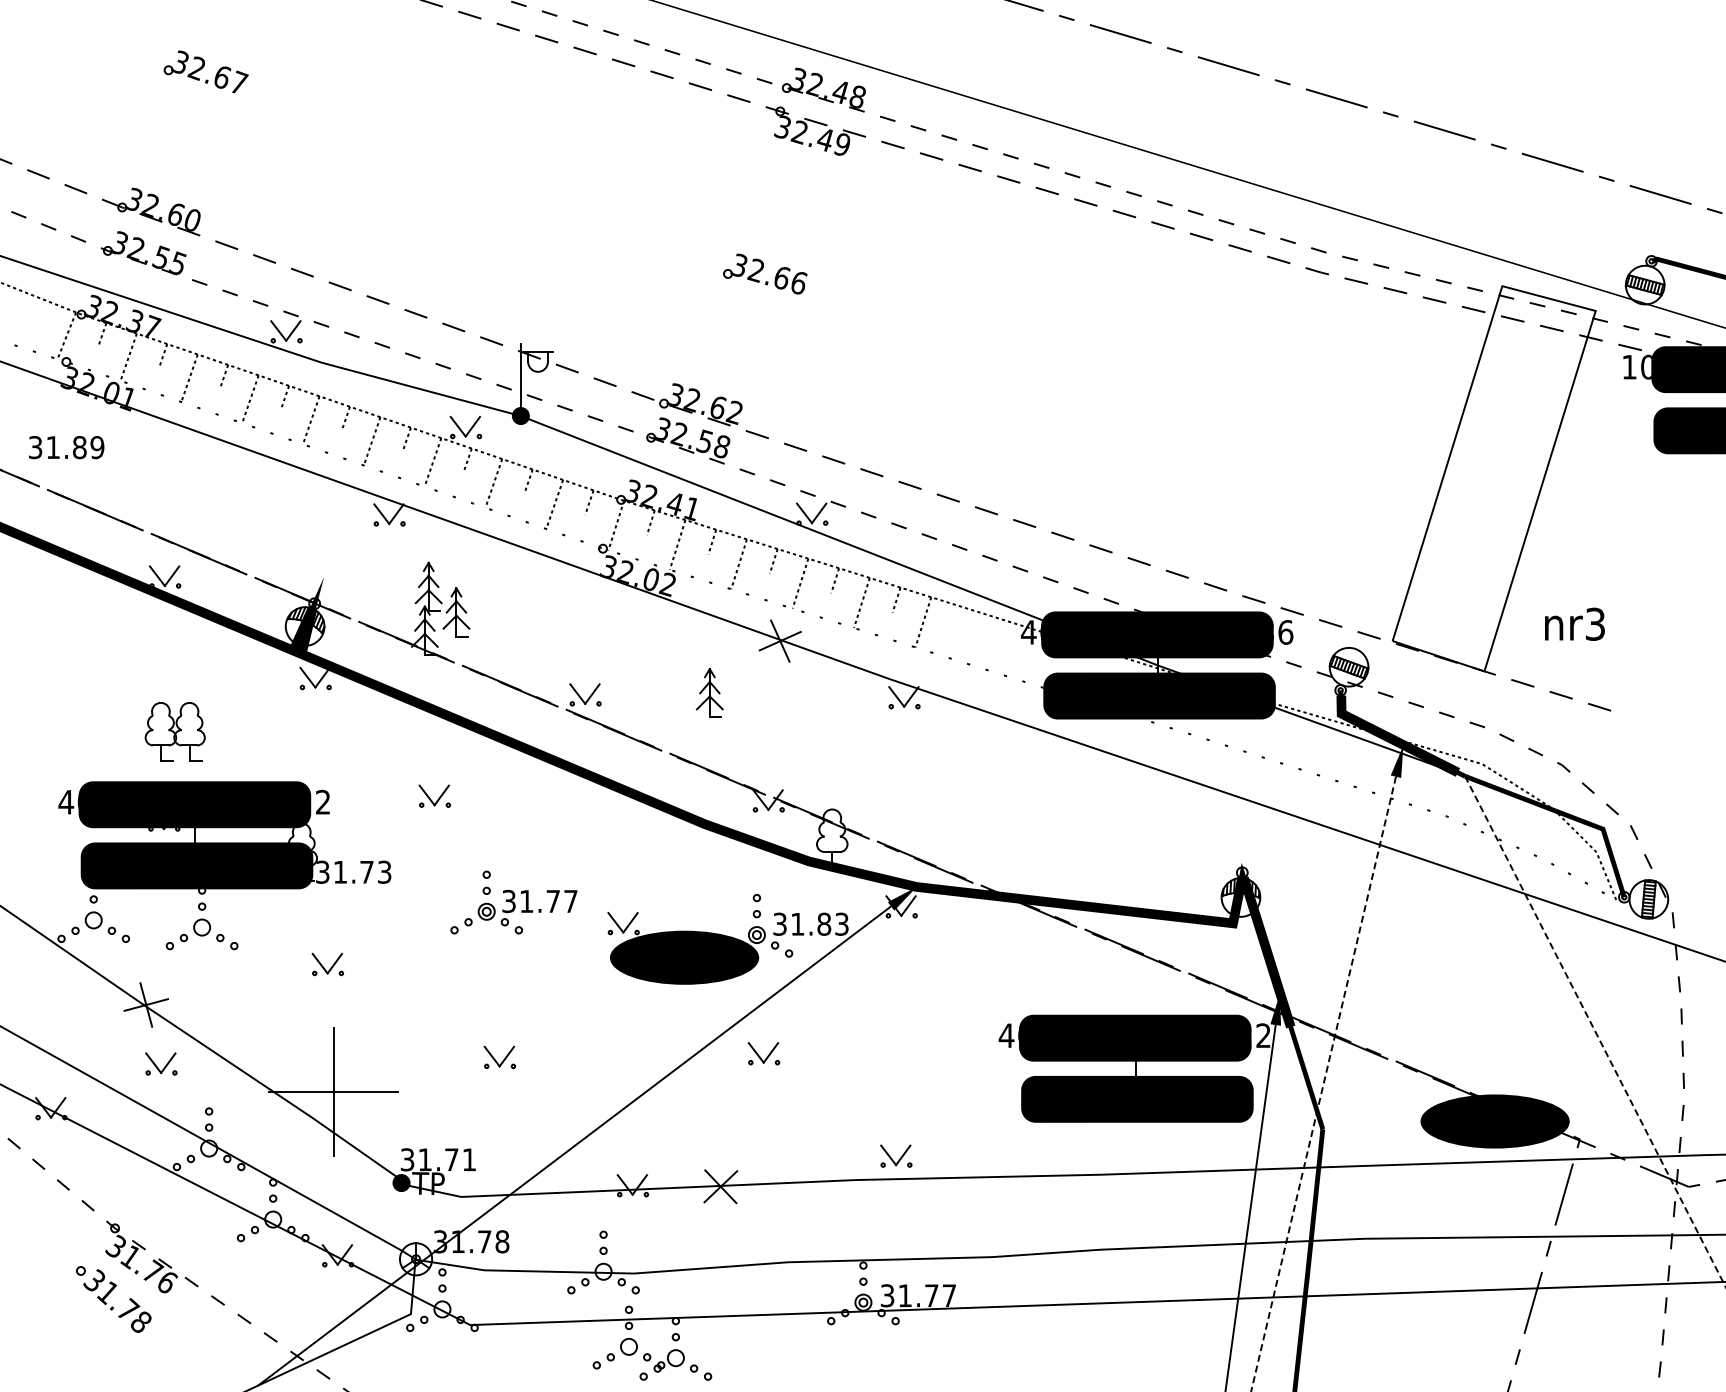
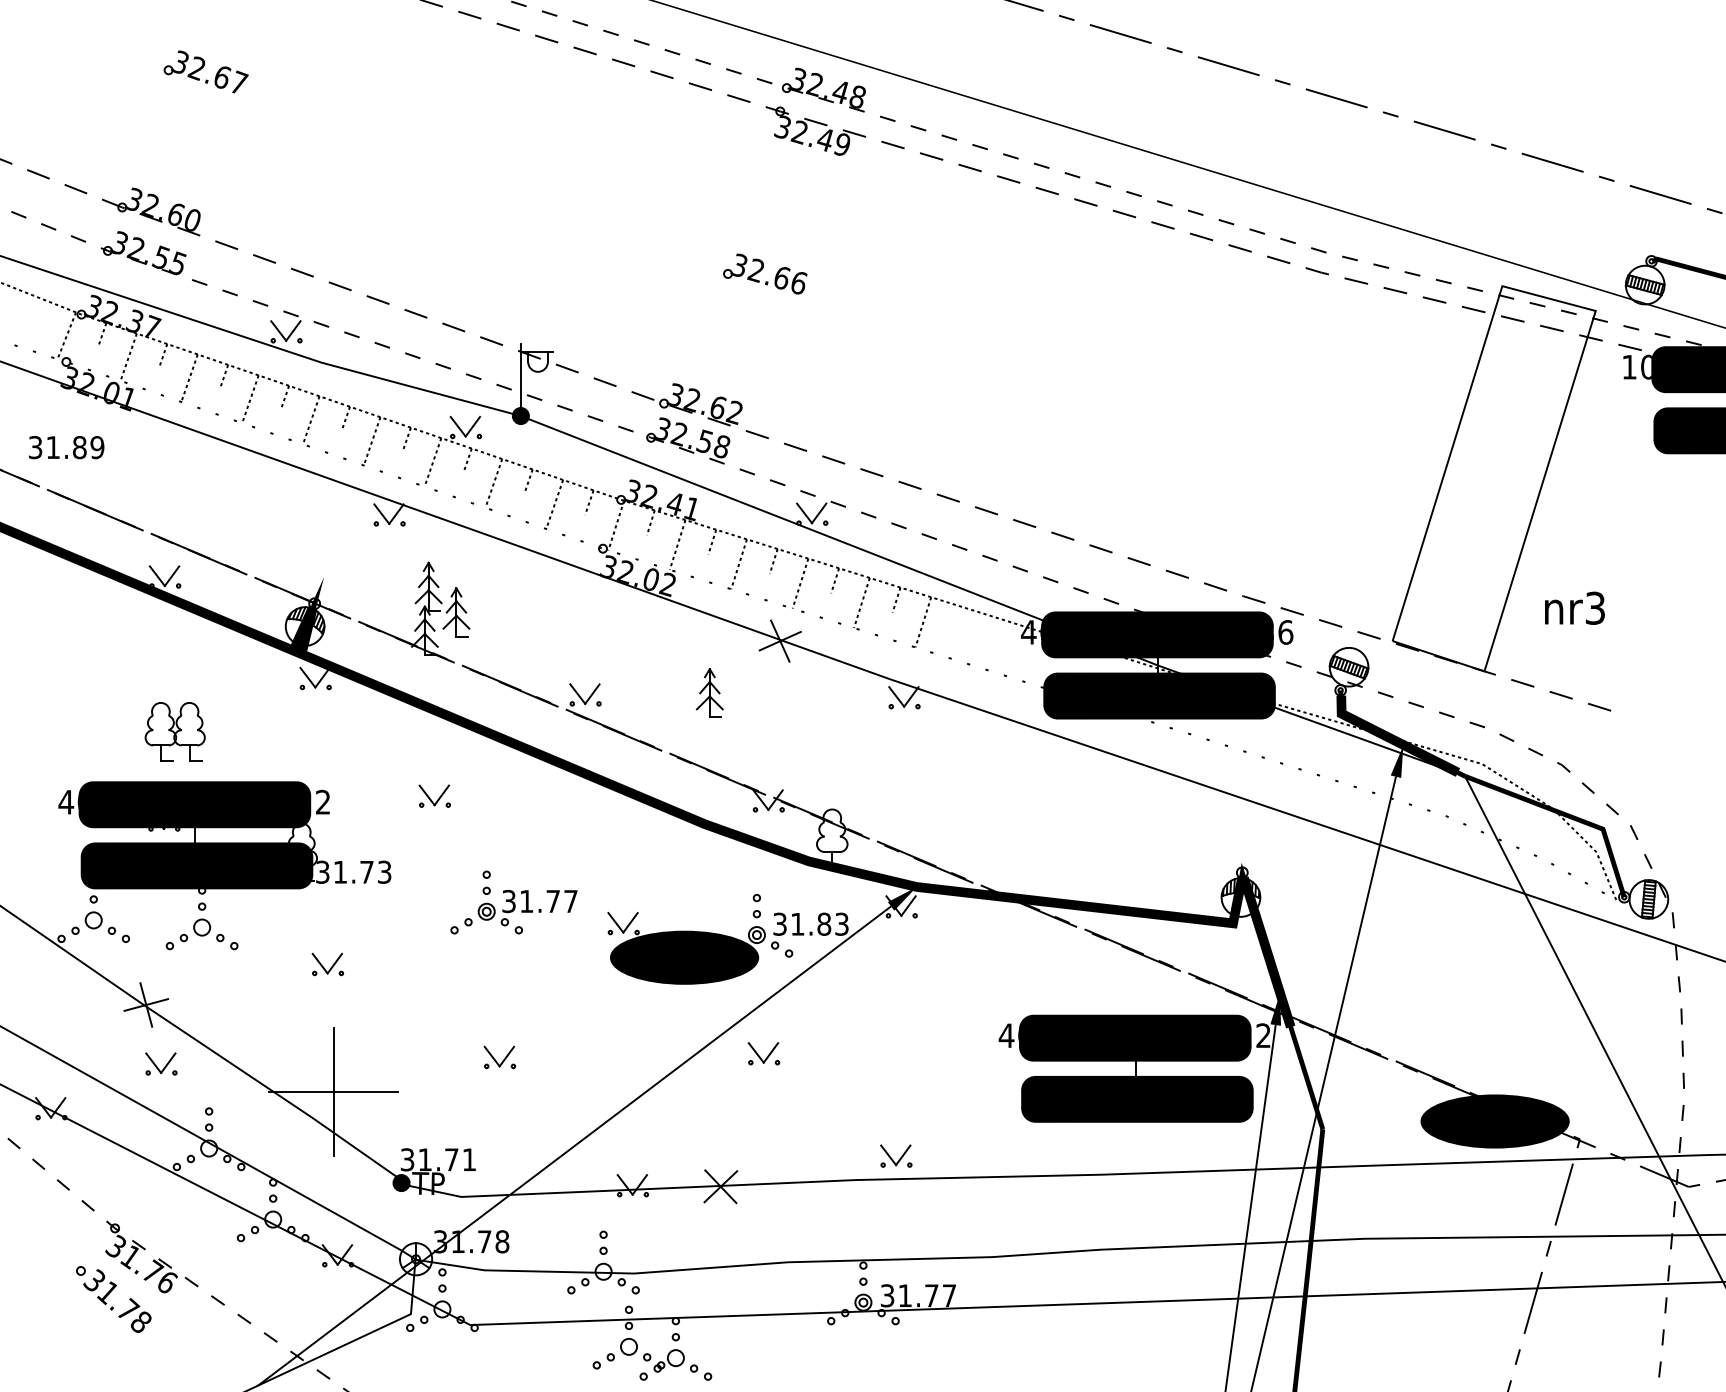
text position: (1574, 623) -> (1574, 607) (1574, 607)
line: dashed -> solid (1595, 1031)
line: dashed -> solid (1323, 1084)
